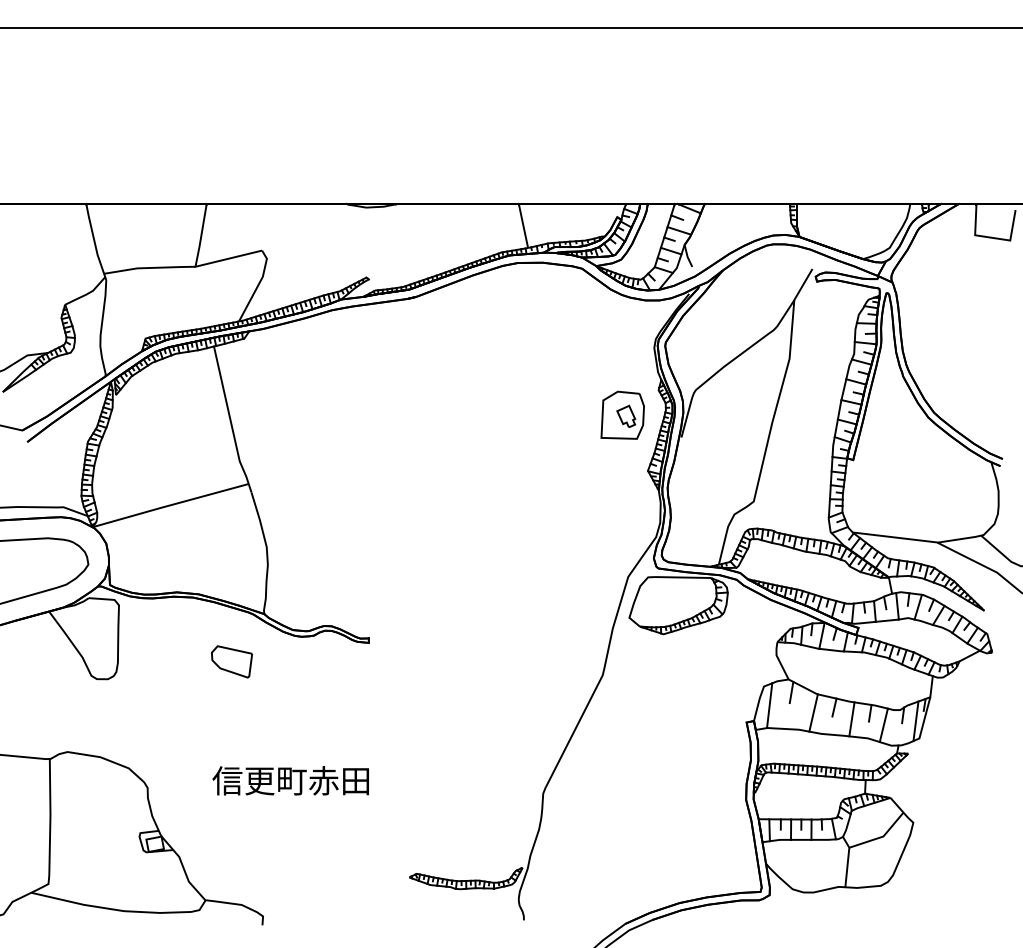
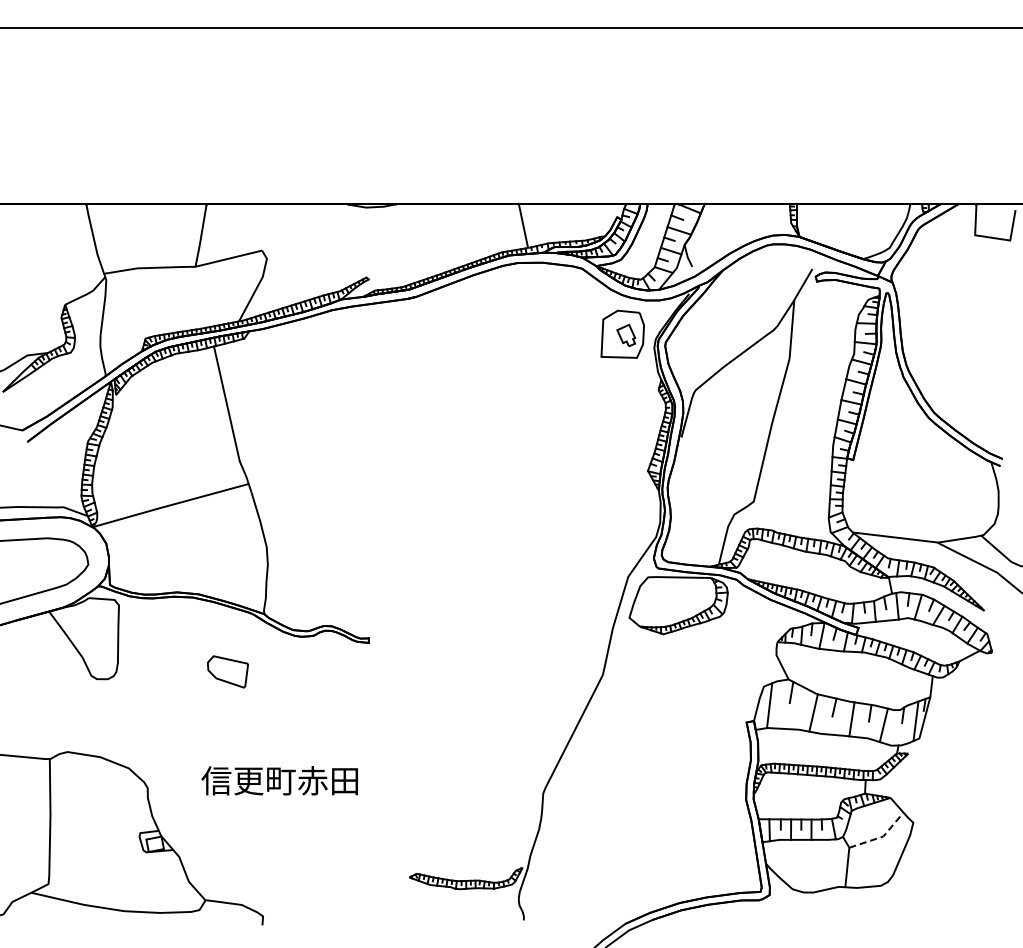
part position: (622, 414) -> (622, 333) (622, 333)
part position: (231, 661) -> (227, 671) (227, 671)
text position: (290, 780) -> (279, 780) (279, 780)
line: solid -> dashed (882, 836)
